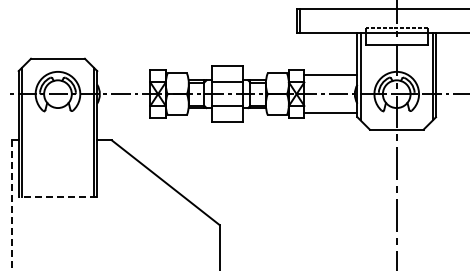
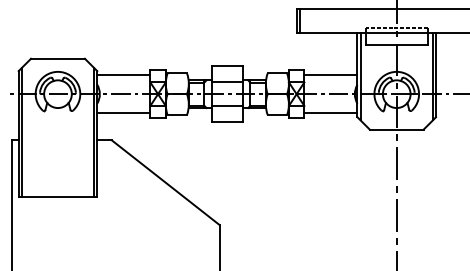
line: none -> present (123, 74)
line: none -> present (123, 113)
line: dashed -> solid (57, 197)
line: dashed -> solid (11, 206)
